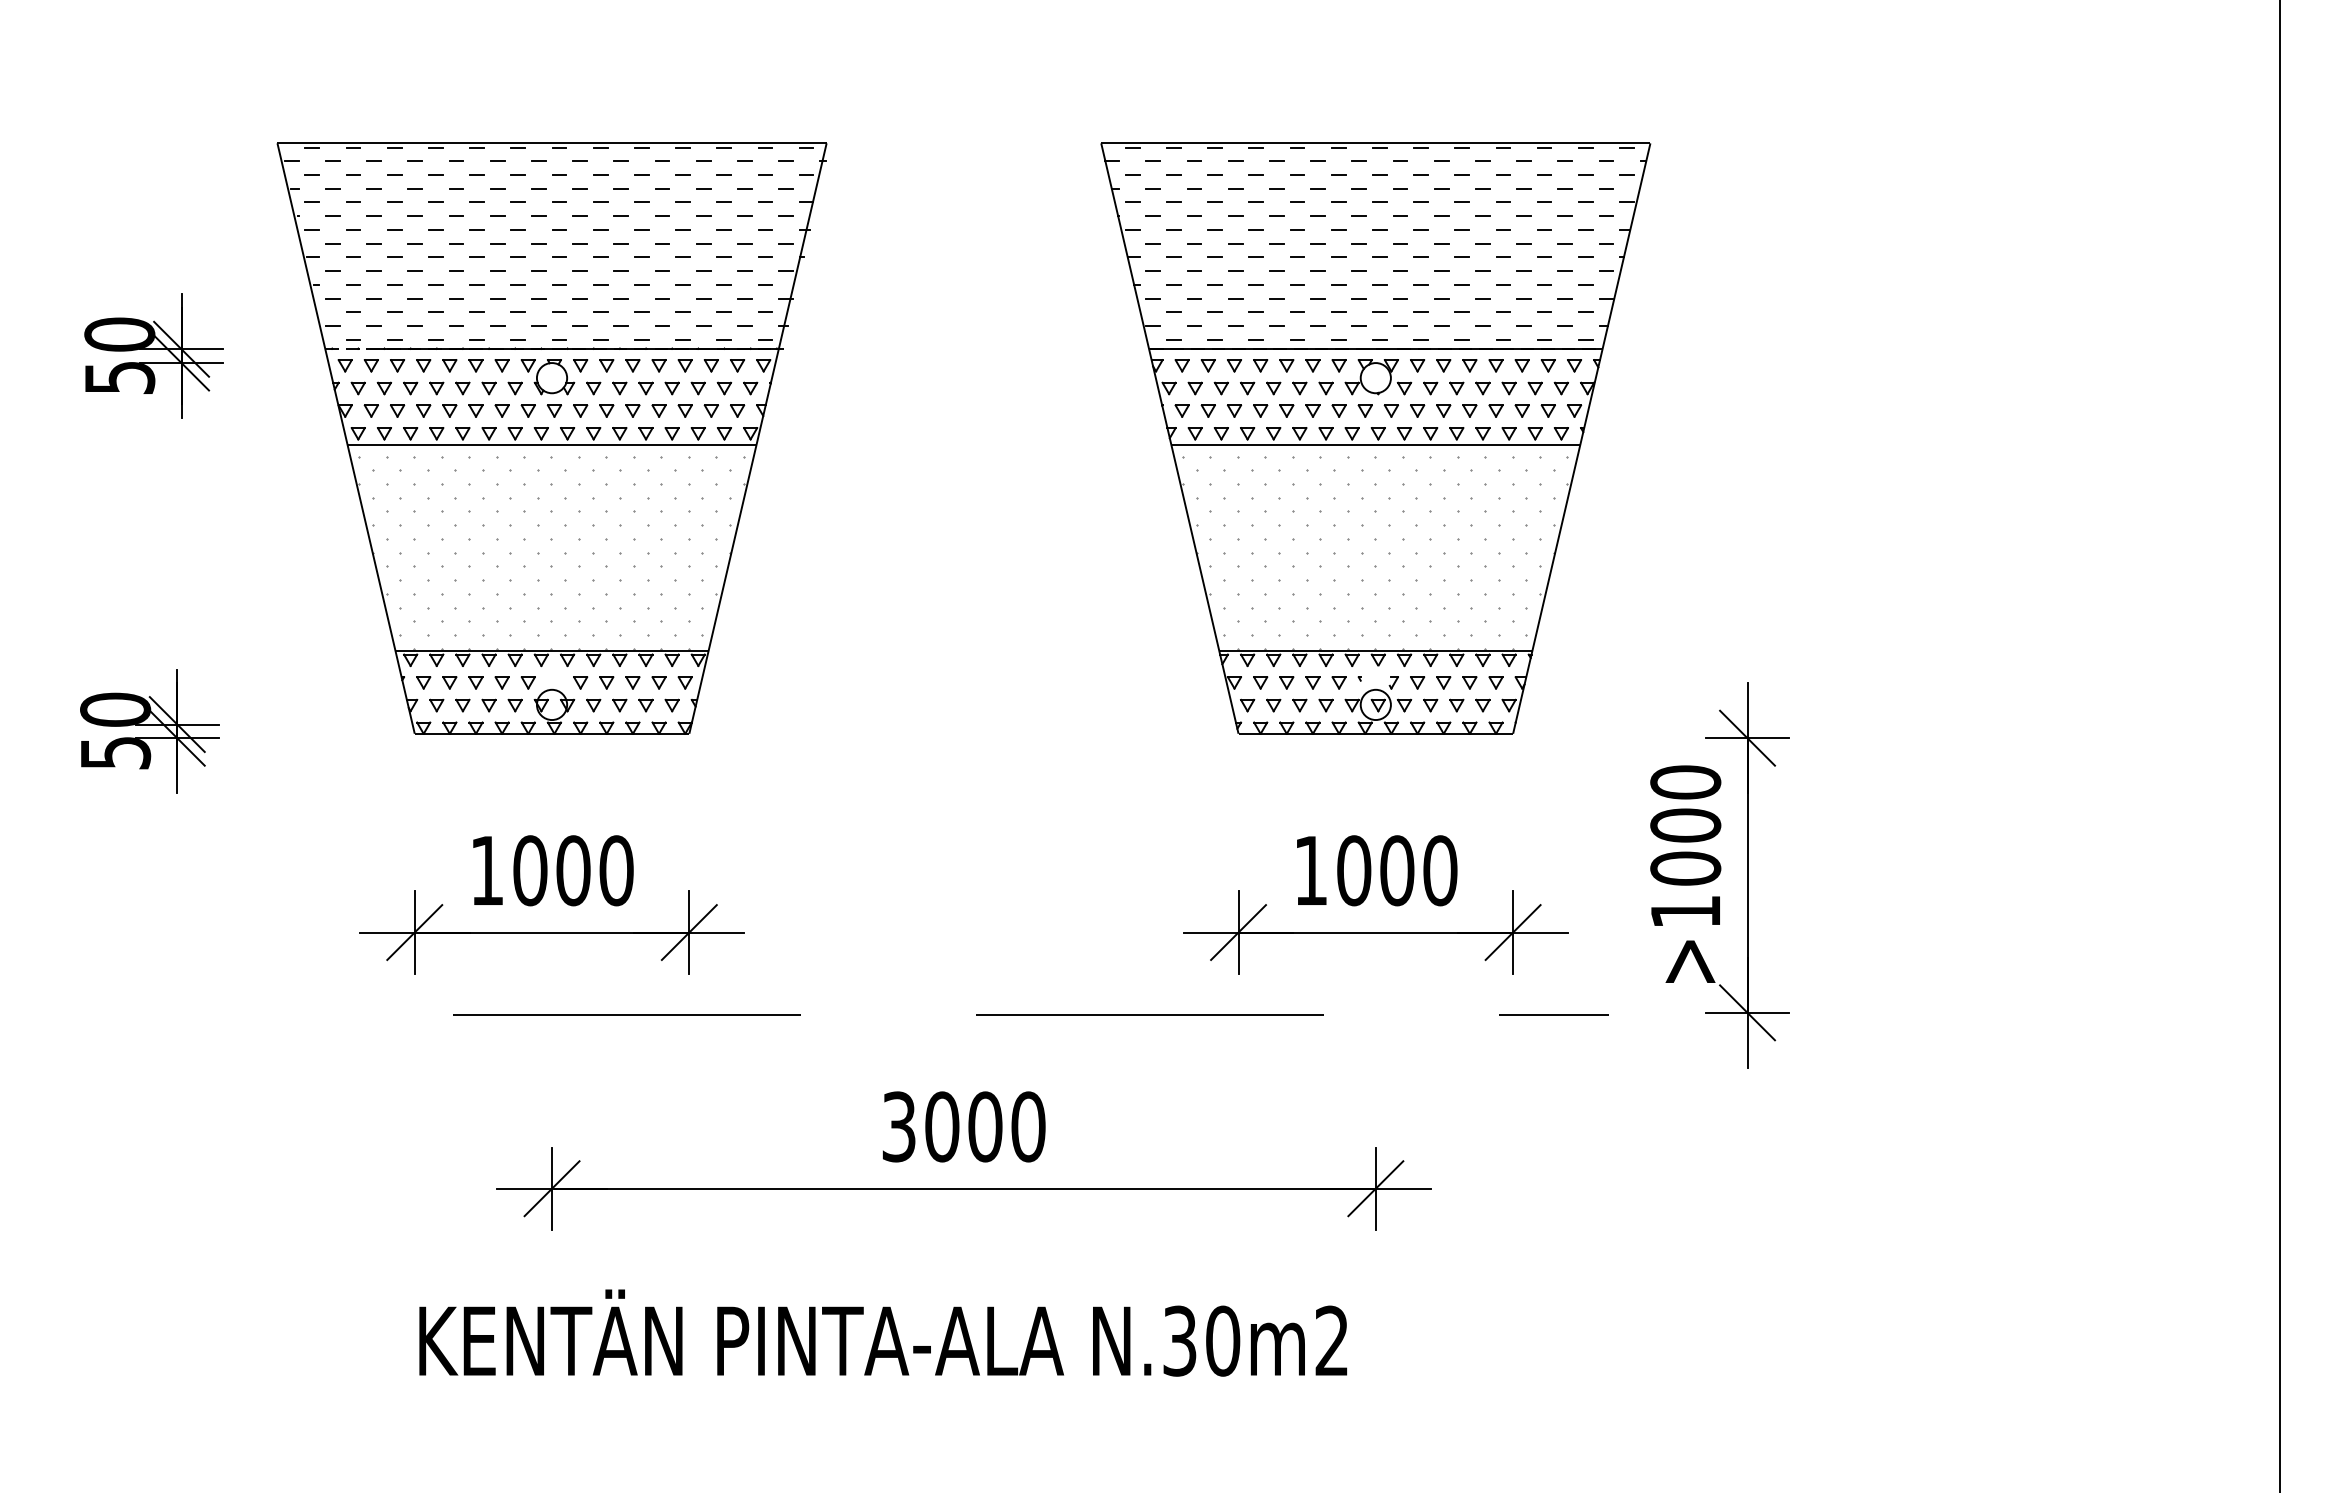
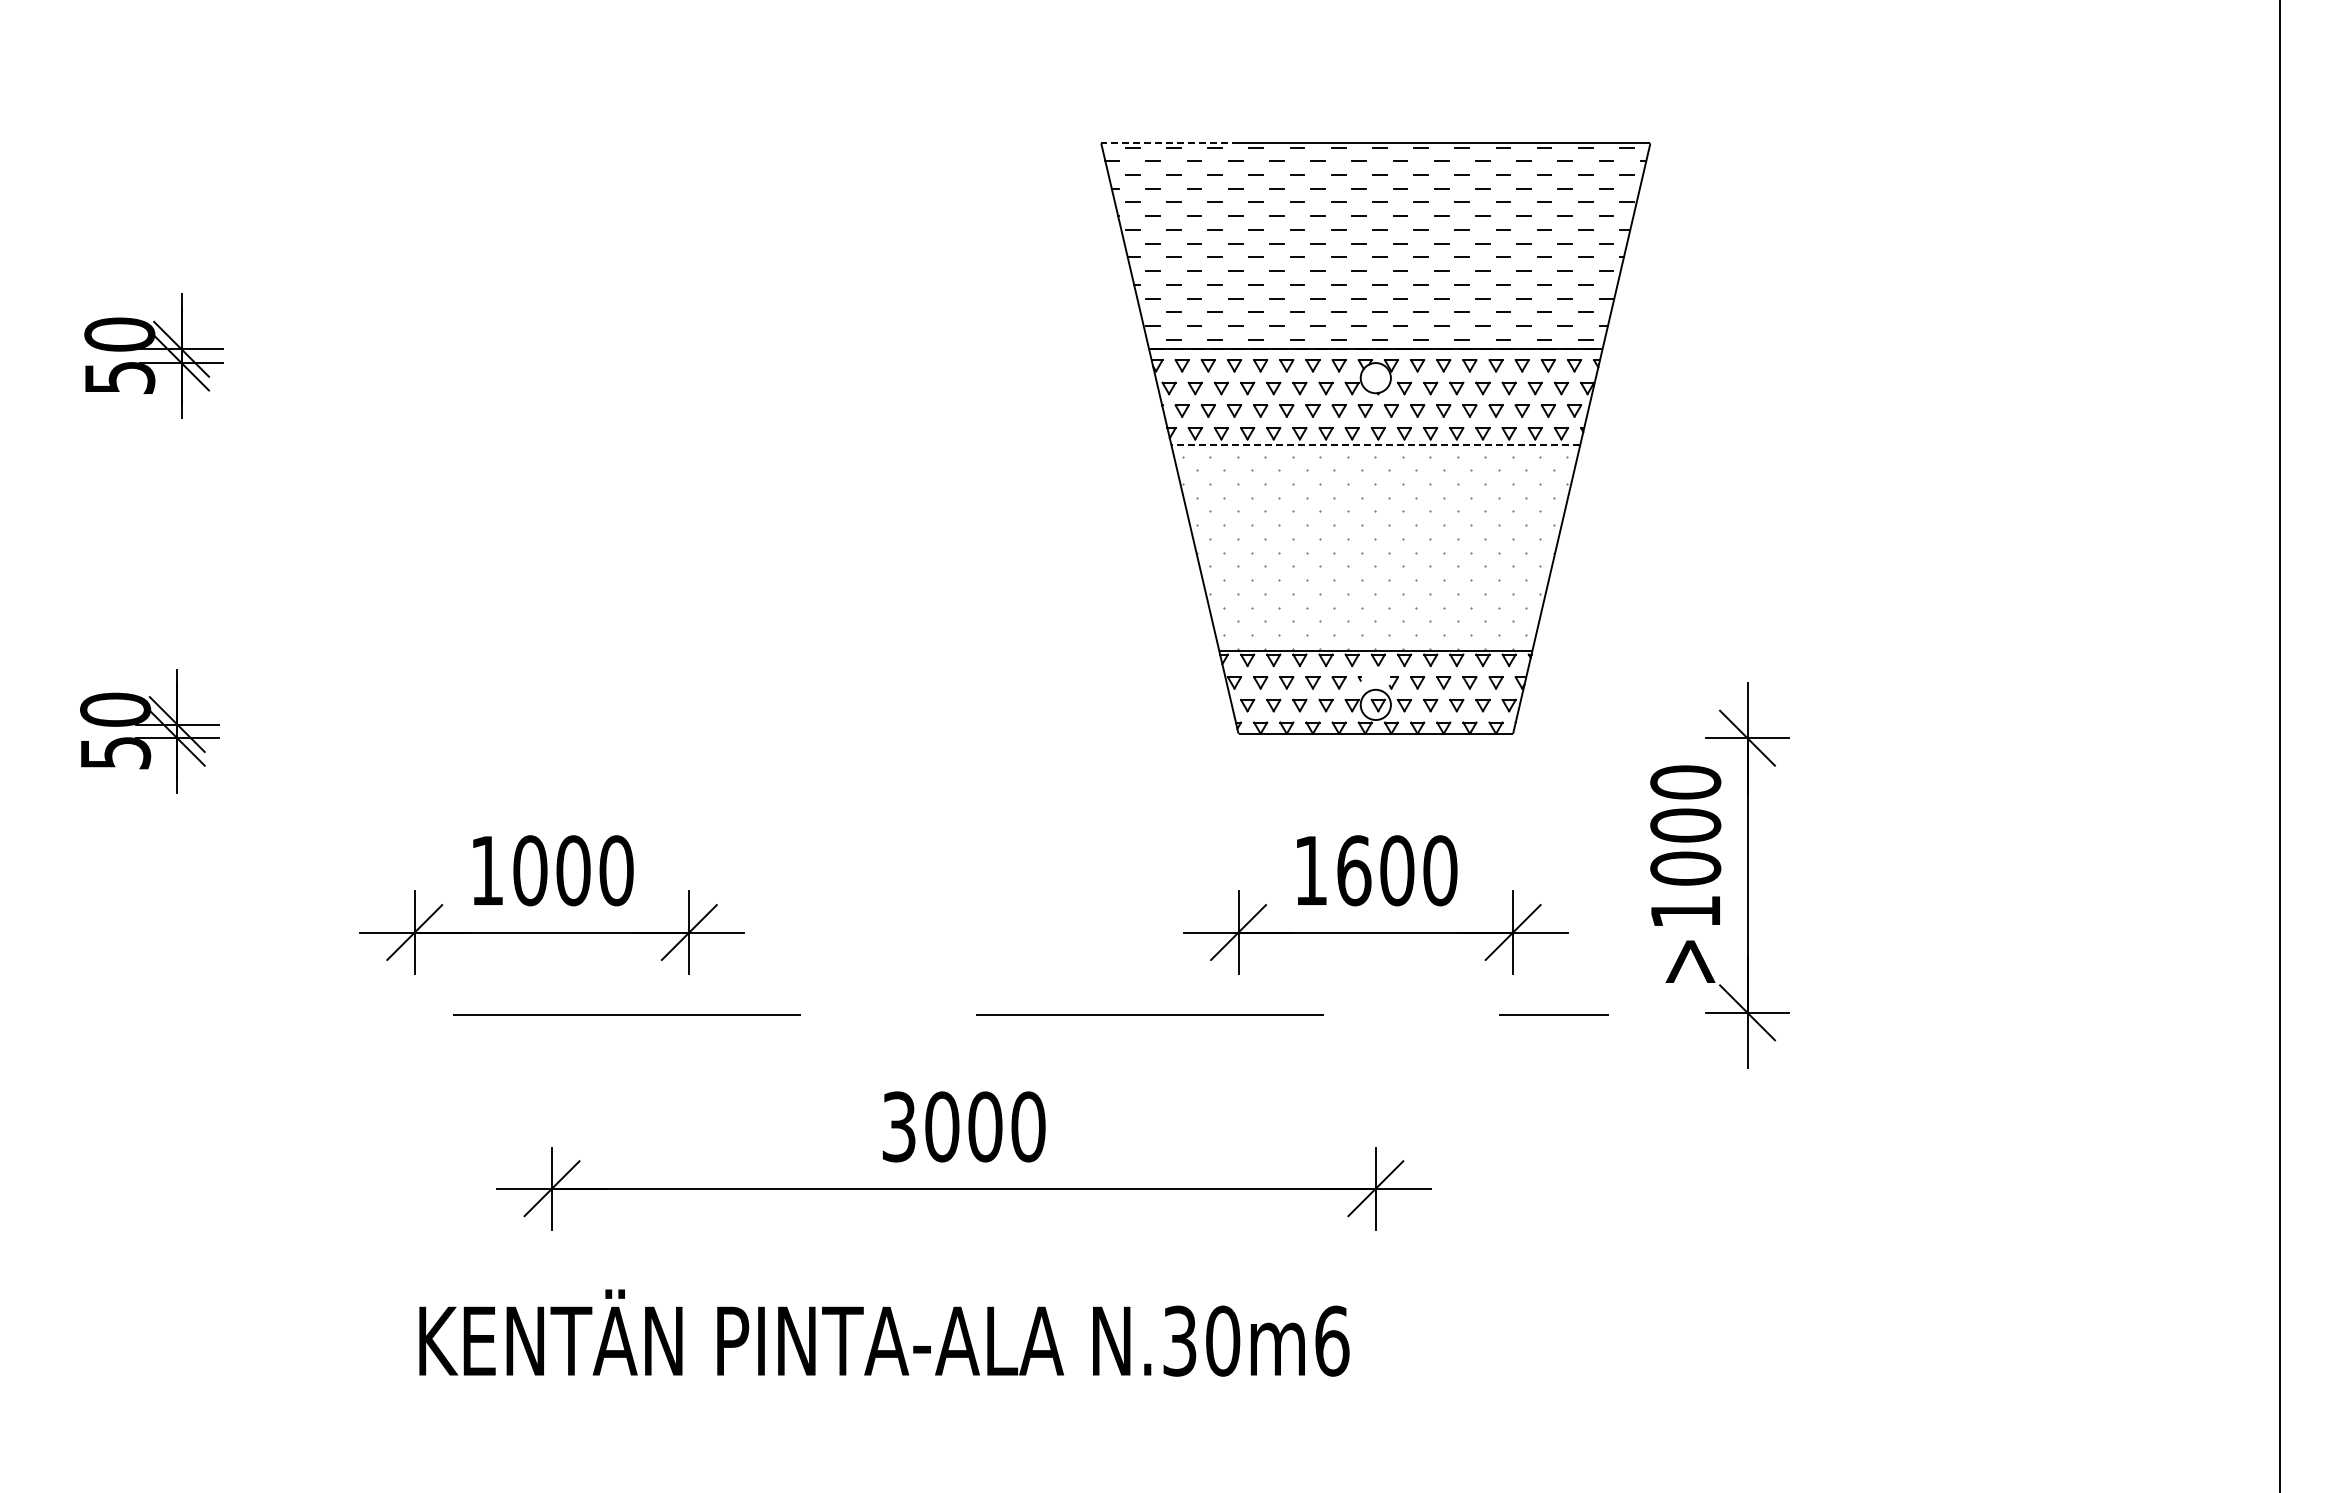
line: solid -> dashed (1169, 143)
part: present -> none (551, 438)
line: solid -> dashed (1375, 445)
text: 1000 -> 1600 (1354, 870)
text: N.30m2 -> N.30m6 (1332, 1340)
